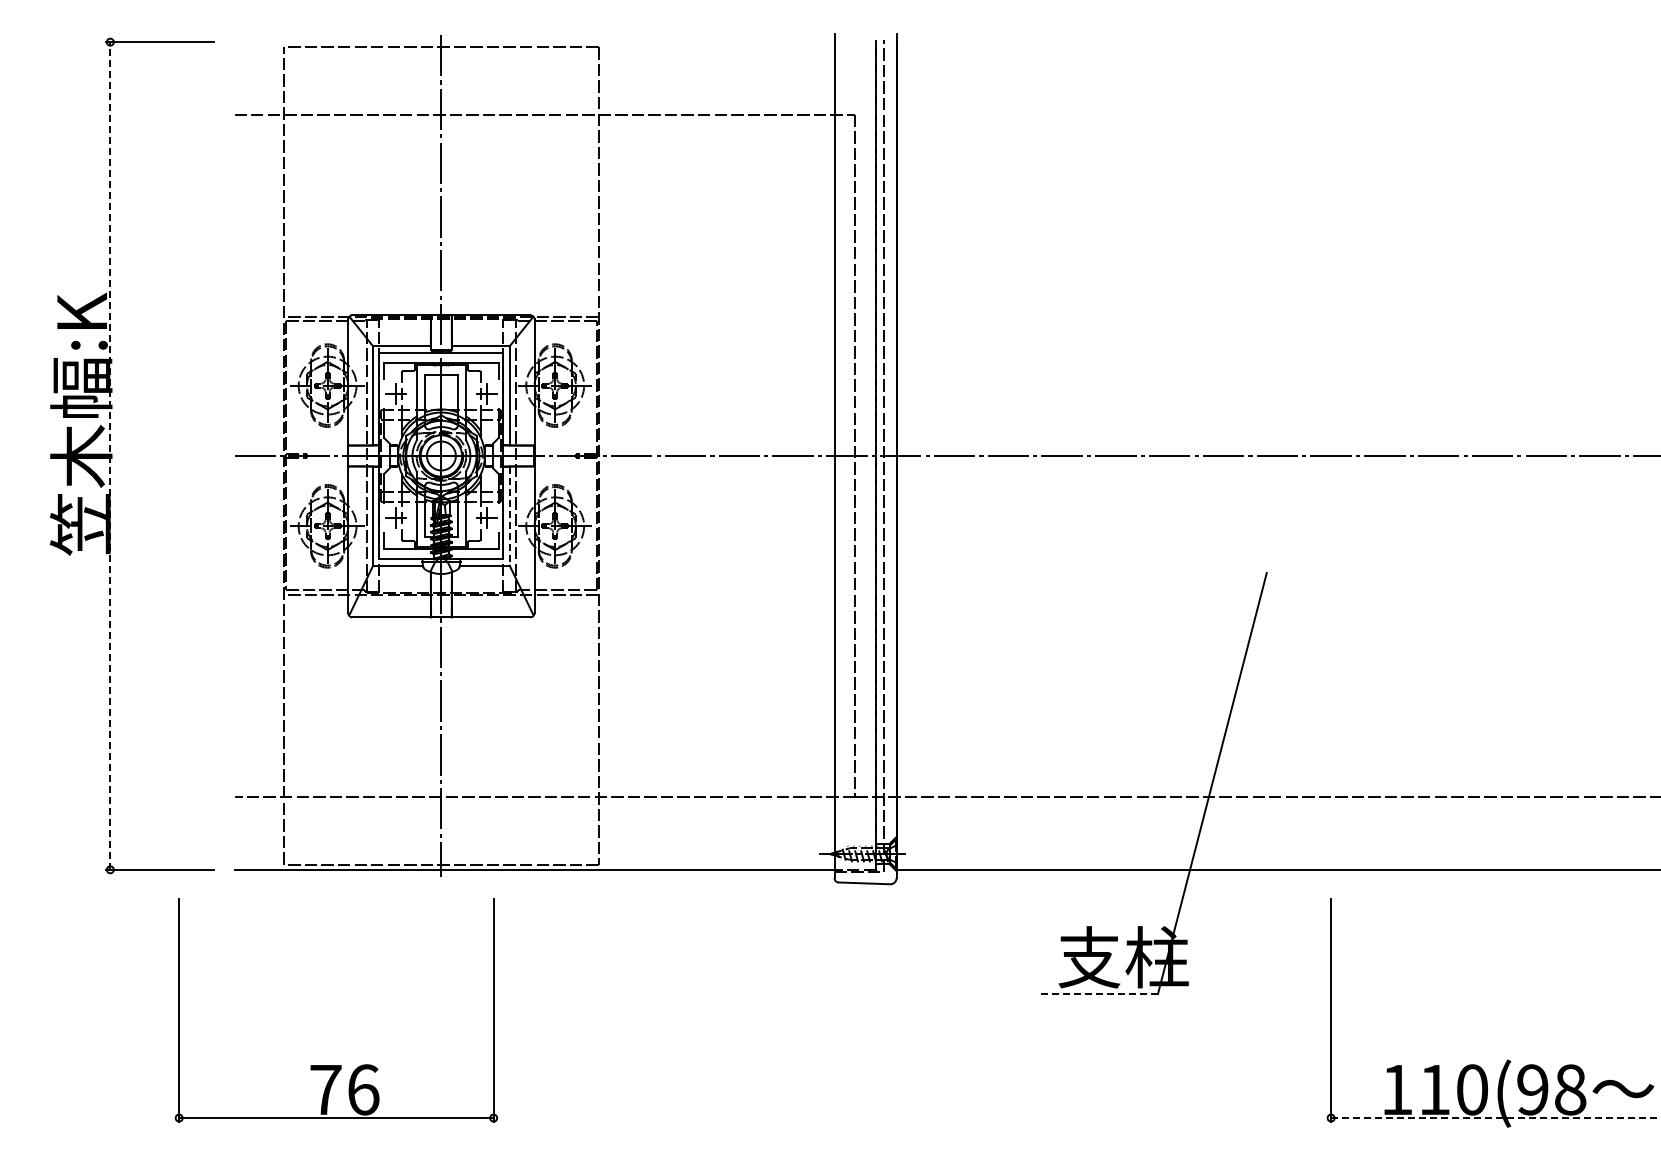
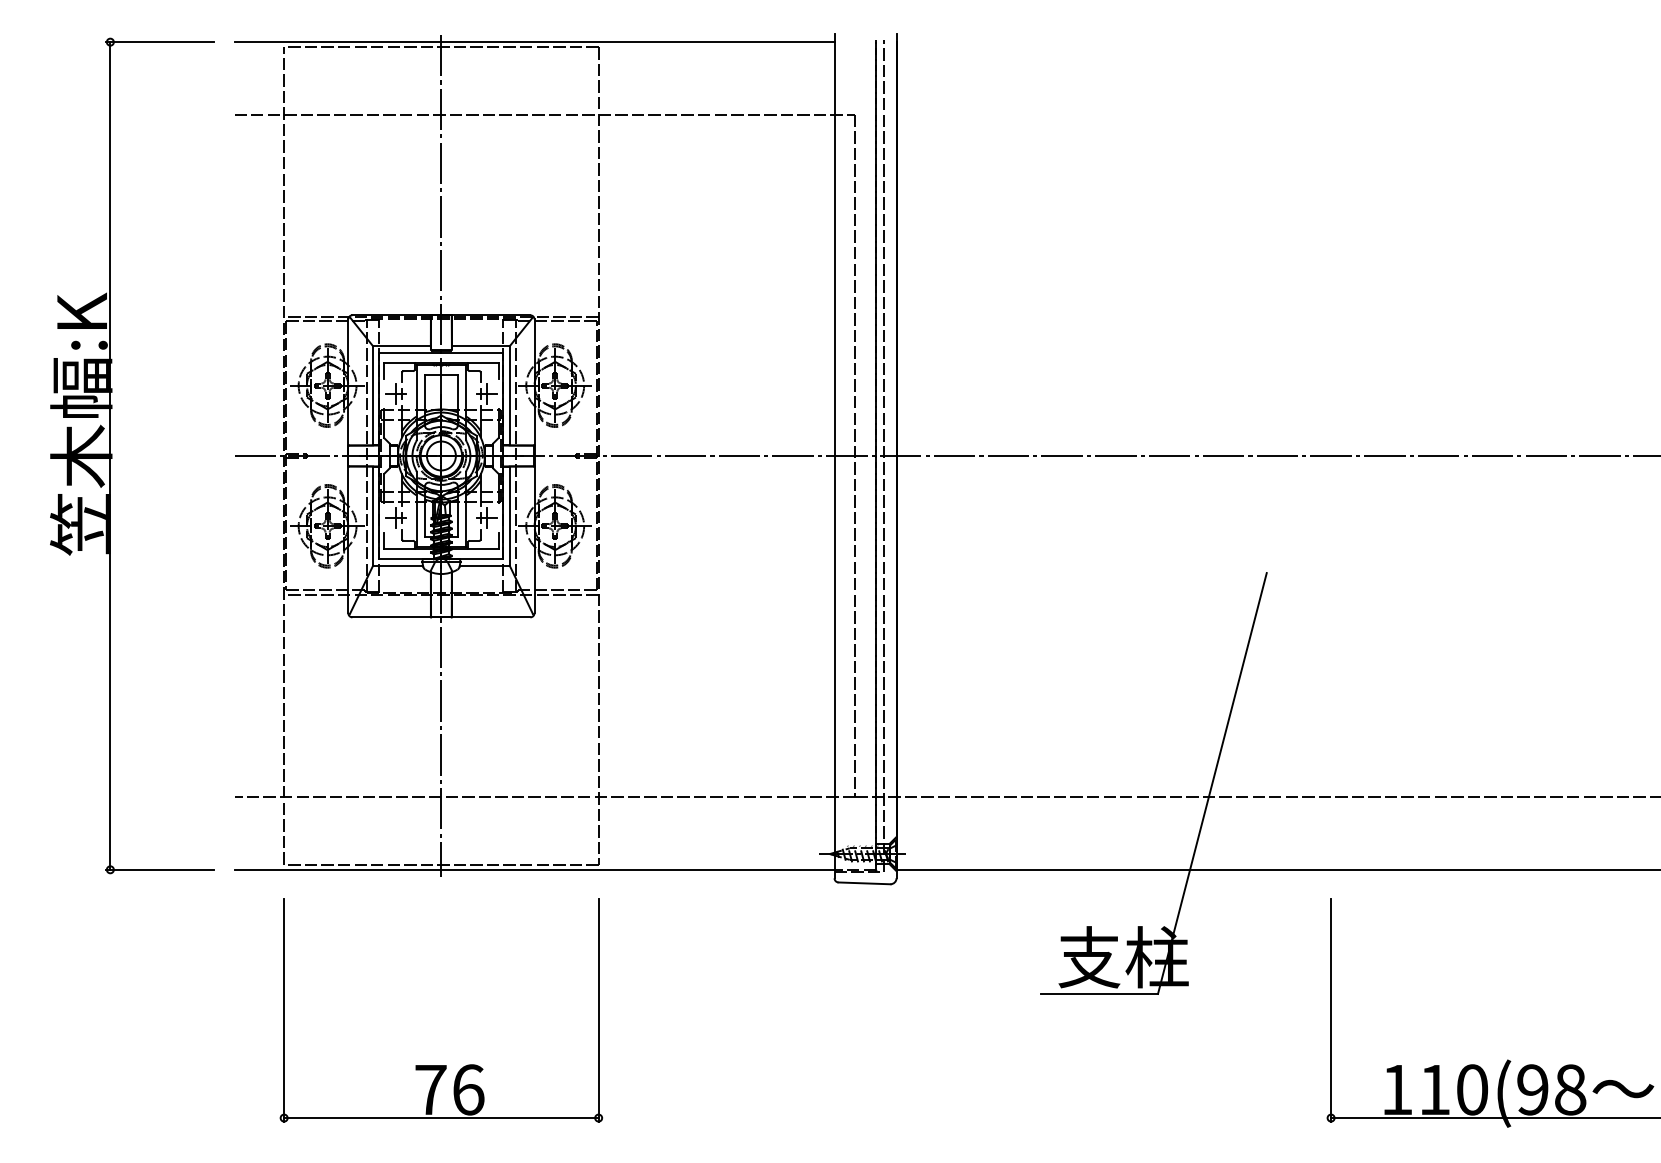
line: none -> present (534, 42)
line: dashed -> solid (110, 455)
line: dashed -> solid (509, 516)
line: dashed -> solid (1099, 993)
part position: (335, 1065) -> (440, 1065) (440, 1065)
line: dashed -> solid (1495, 1118)
